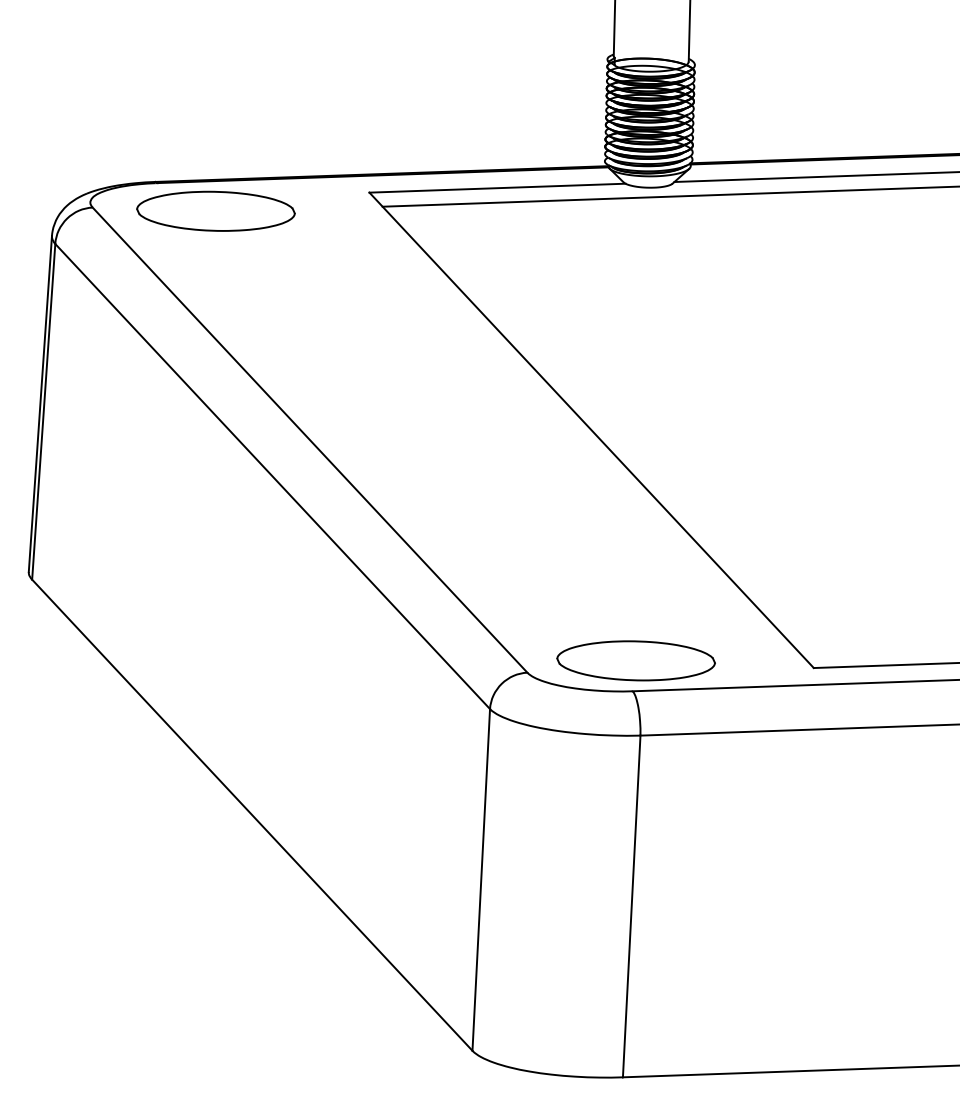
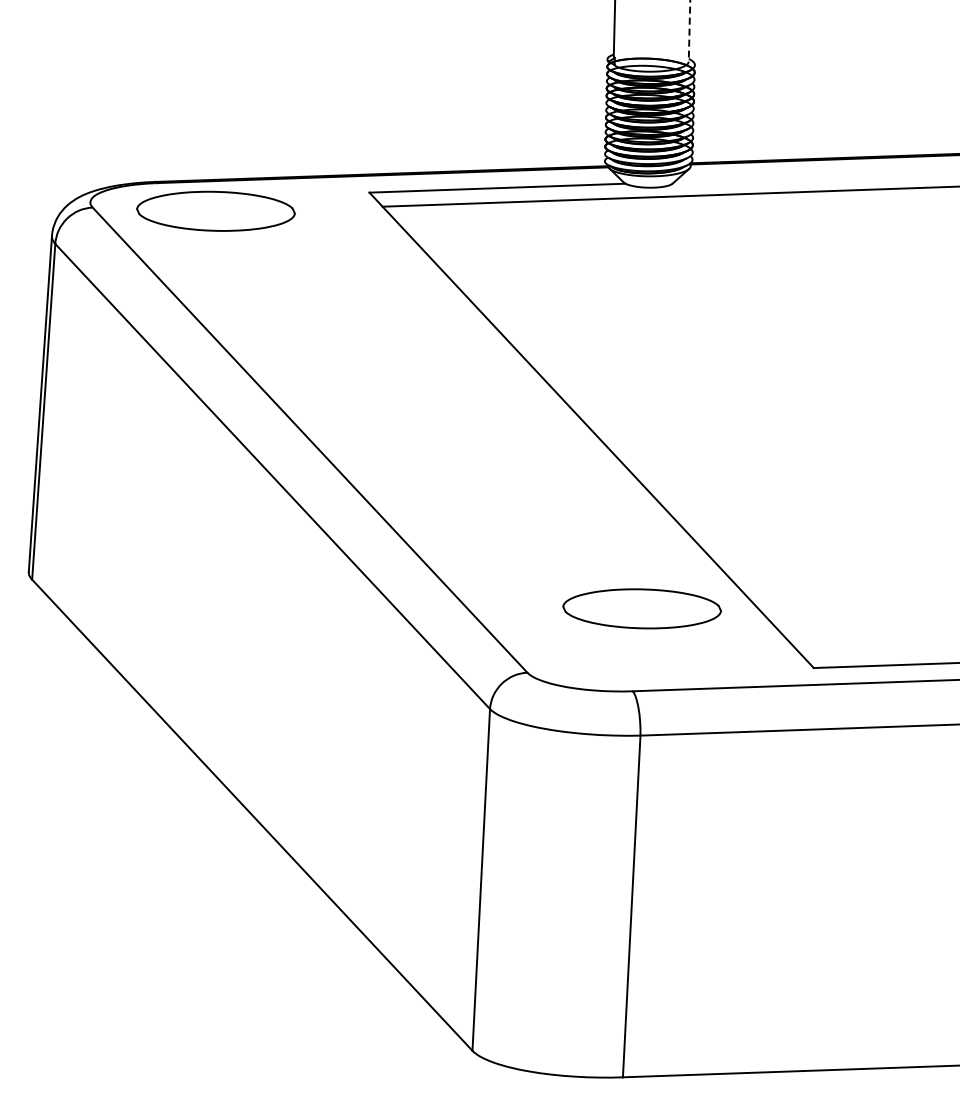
line: solid -> dashed (689, 31)
line: present -> none (815, 177)
part position: (635, 660) -> (641, 608) (641, 608)
